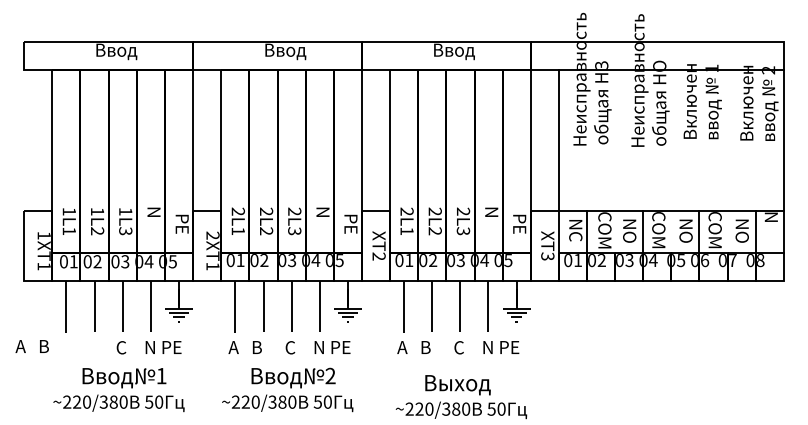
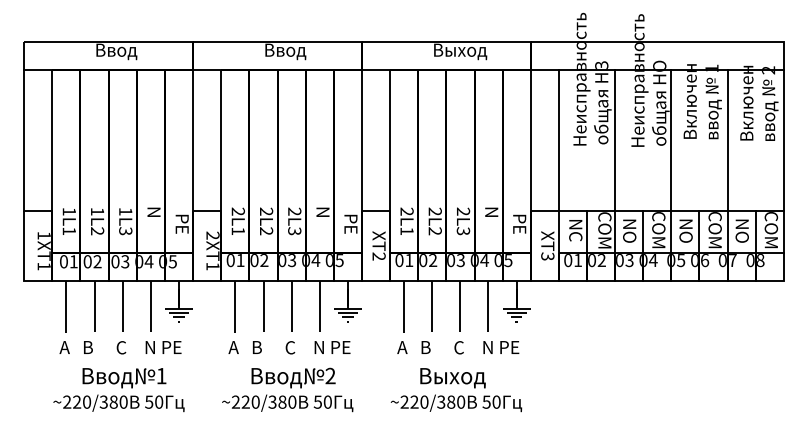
text: Ввод -> Выход (467, 53)
line: none -> present (24, 139)
line: none -> present (615, 160)
line: none -> present (671, 160)
line: none -> present (727, 160)
text: N -> COM (771, 230)
text position: (31, 346) -> (75, 347) (75, 347)
text position: (461, 397) -> (456, 390) (456, 390)
